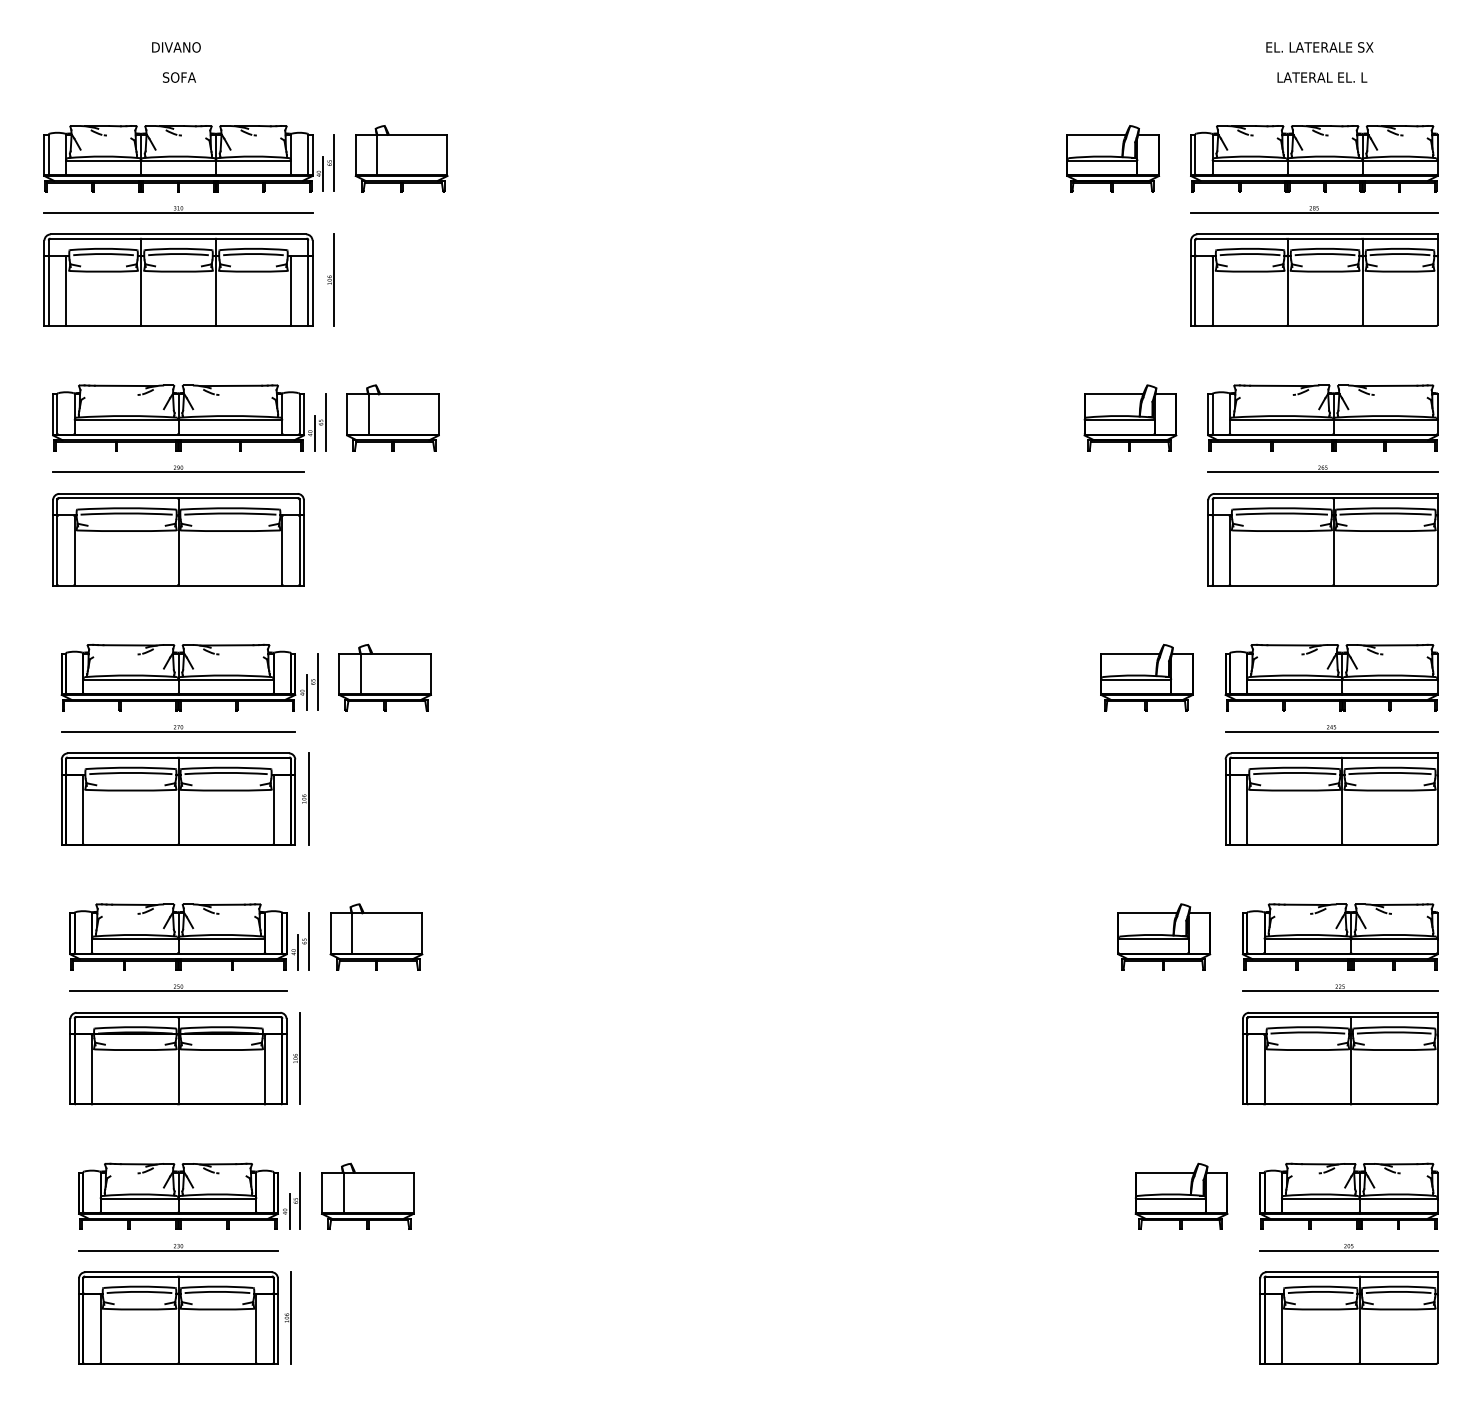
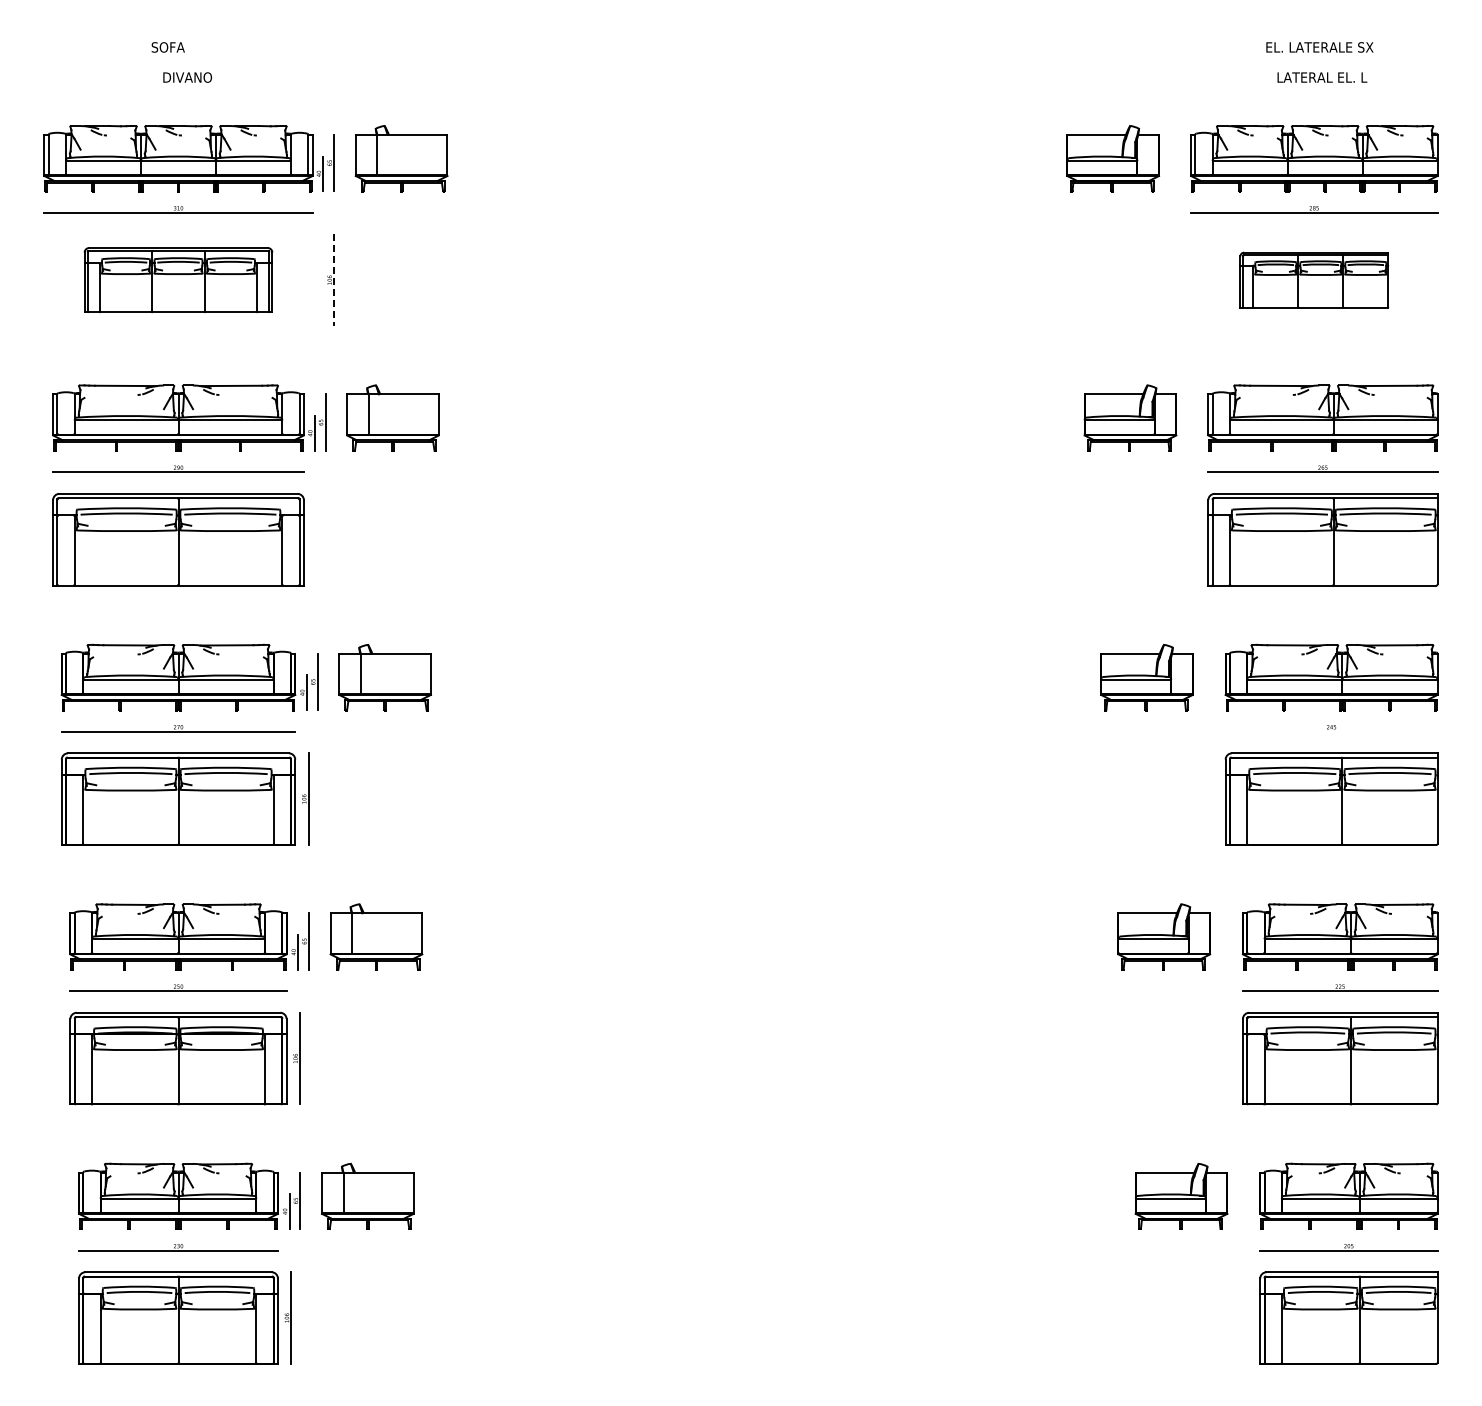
text: DIVANO -> SOFA (175, 47)
text: SOFA -> DIVANO (187, 77)
part size: 271x94 px -> 191x67 px (178, 280)
part size: 249x94 px -> 151x58 px (1314, 279)
line: solid -> dashed (334, 280)
line: present -> none (1331, 731)
